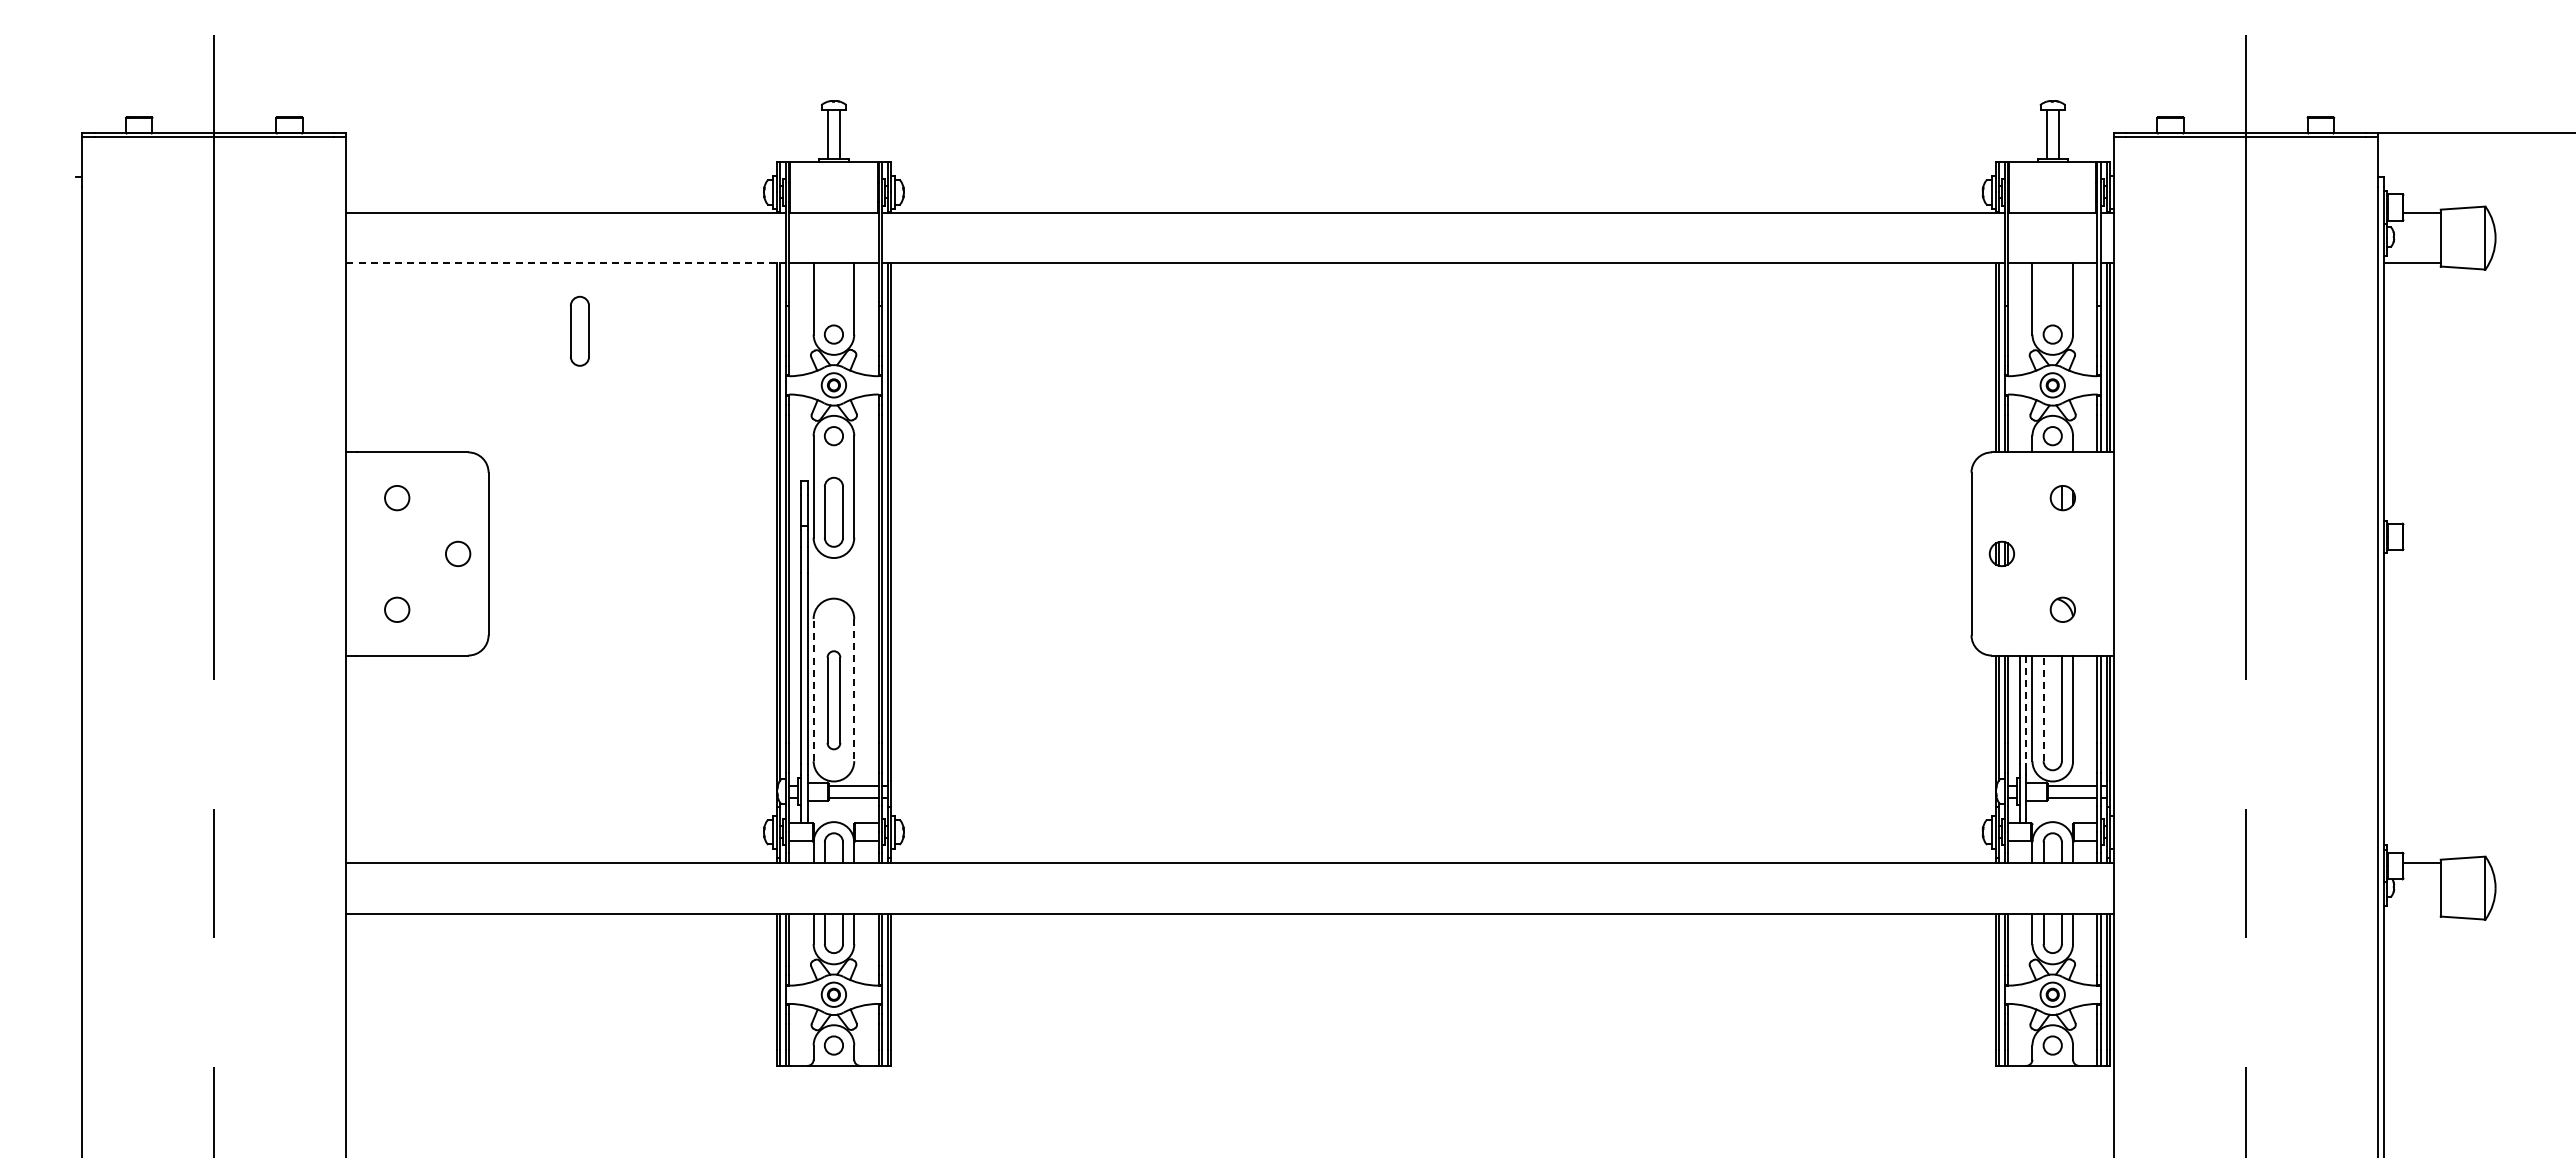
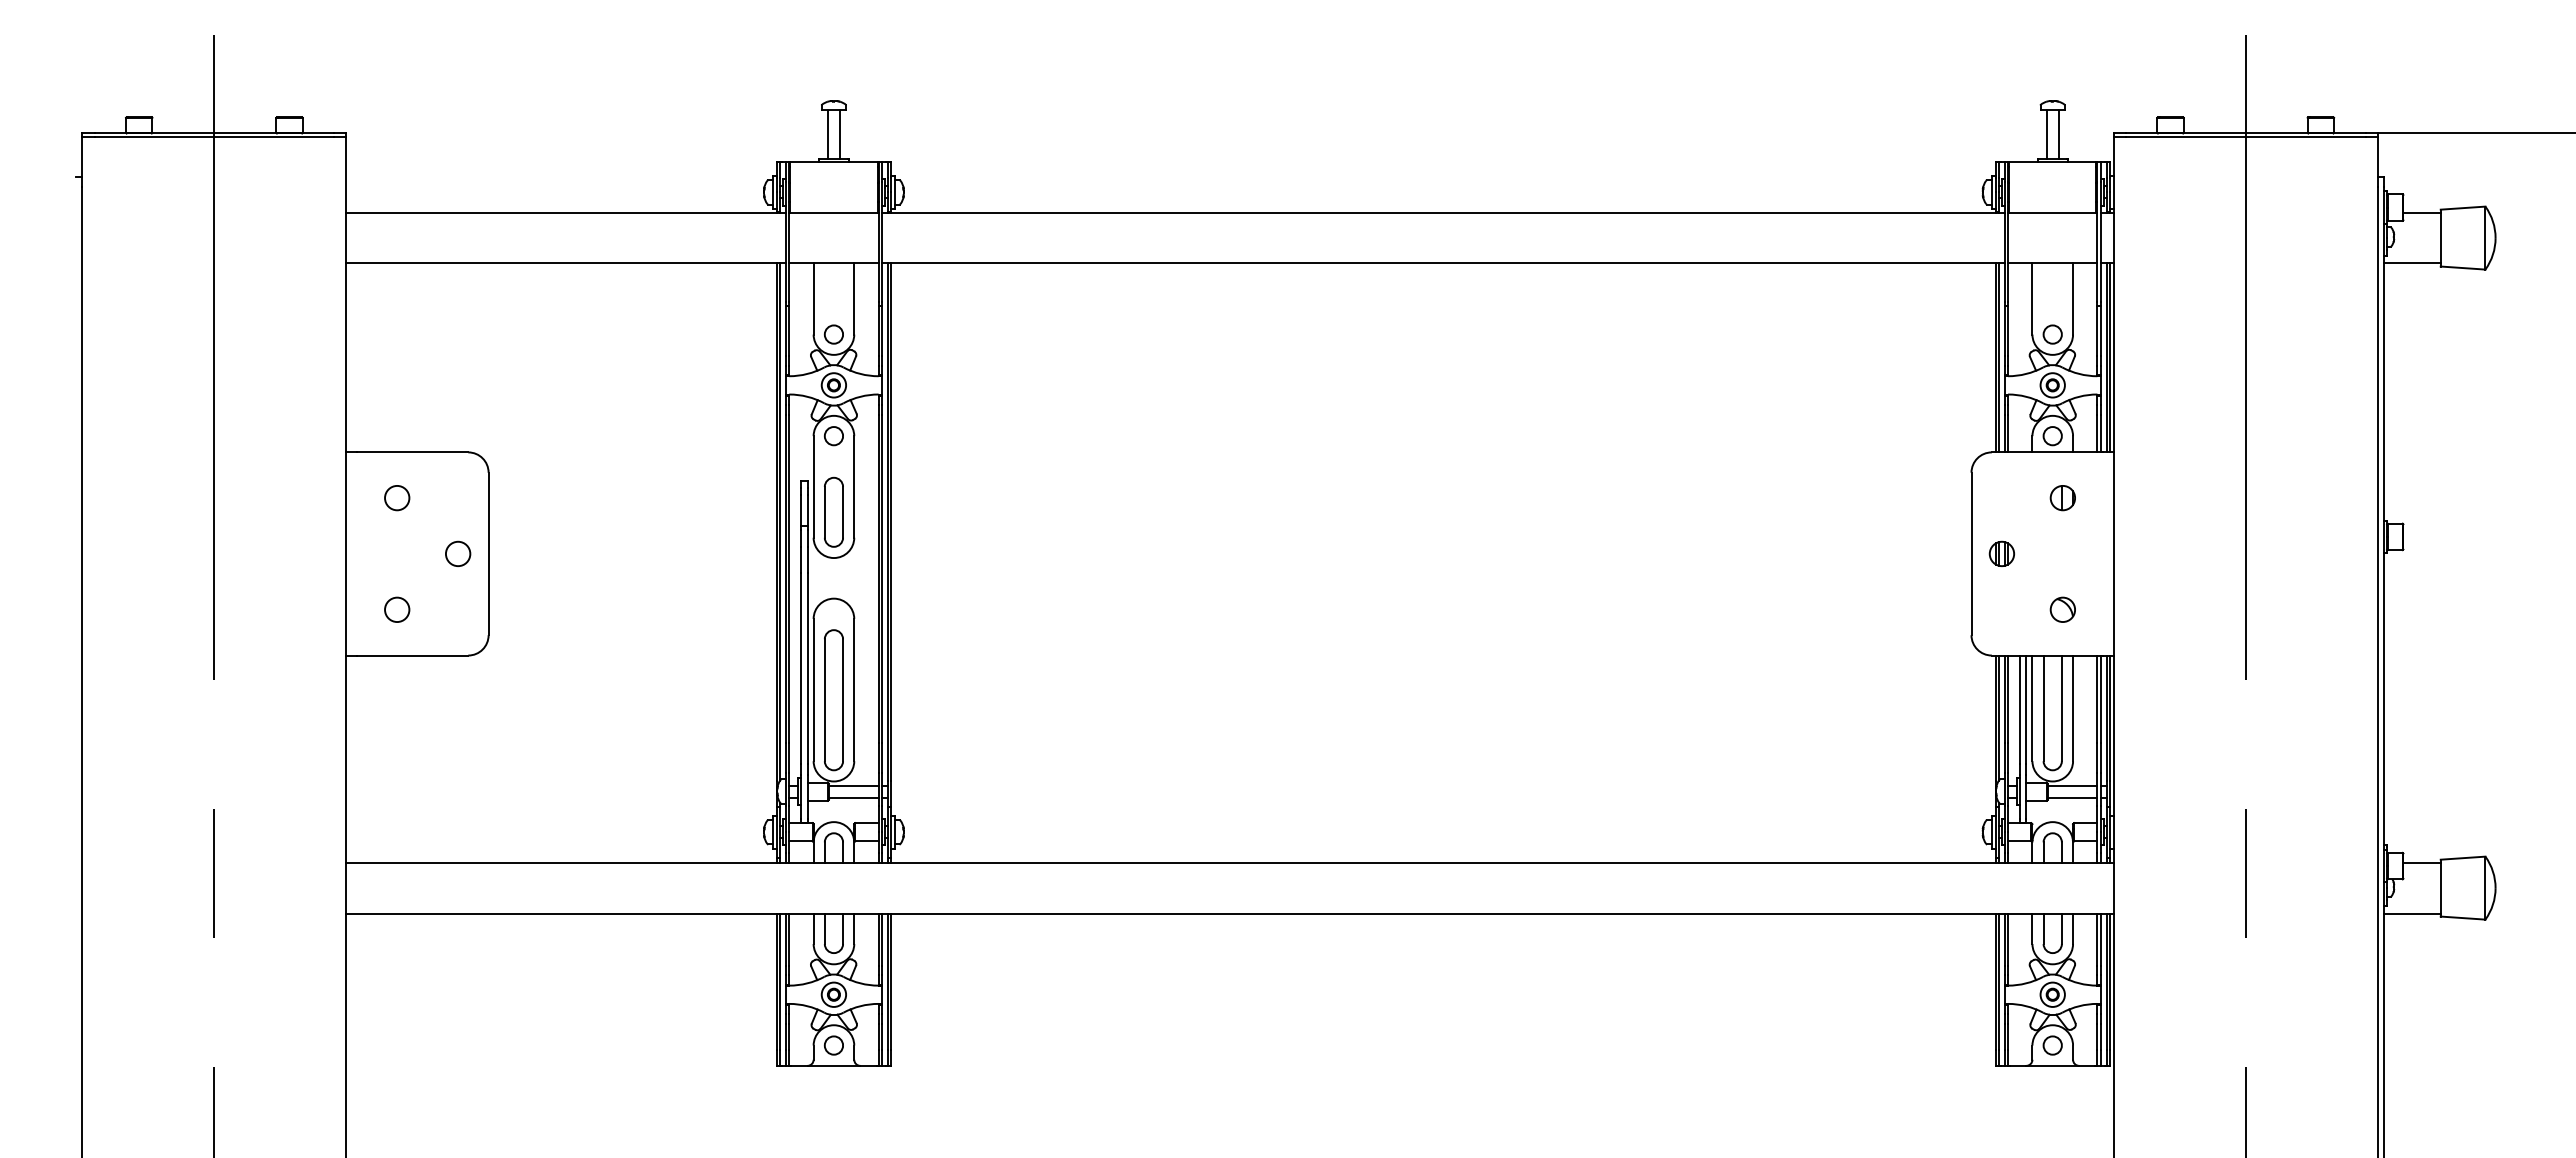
line: dashed -> solid (566, 263)
part: present -> none (579, 330)
line: dashed -> solid (813, 689)
line: dashed -> solid (854, 690)
part size: 16x101 px -> 20x143 px (833, 700)
line: dashed -> solid (2043, 708)
line: dashed -> solid (2026, 710)
line: none -> present (2411, 913)
